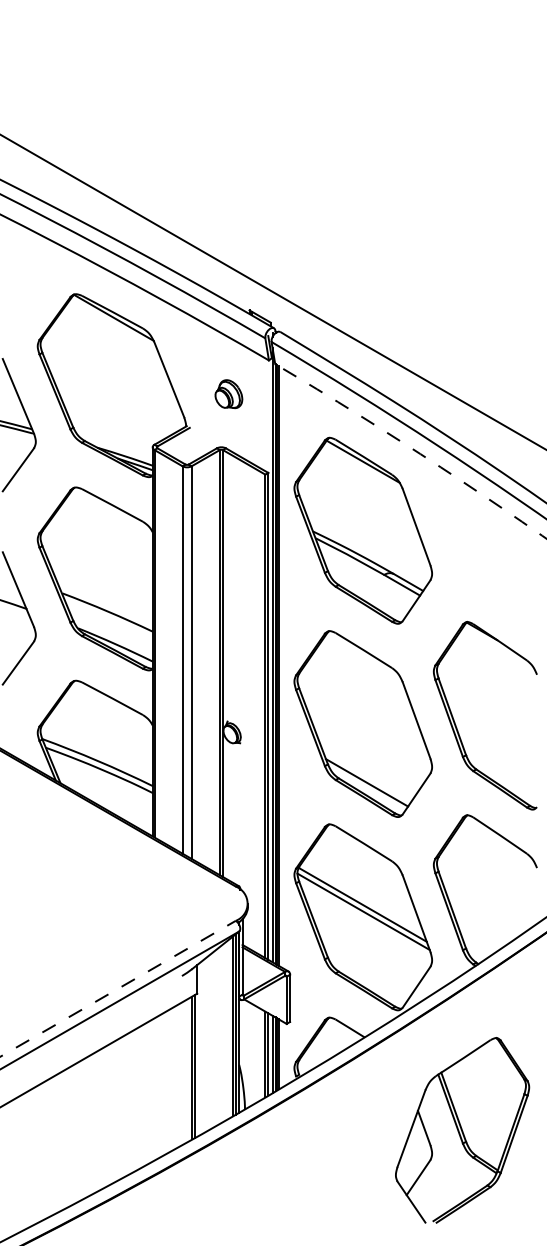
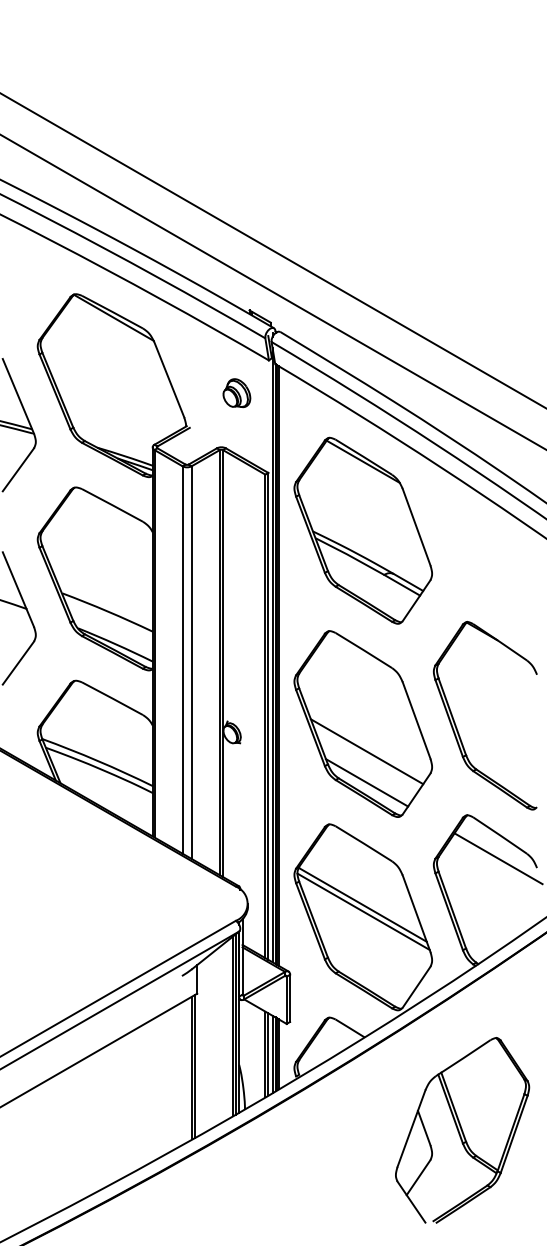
line: none -> present (272, 250)
part position: (228, 394) -> (236, 393) (236, 393)
arc: dashed -> solid (412, 449)
line: none -> present (366, 751)
line: none -> present (498, 858)
line: dashed -> solid (118, 988)
